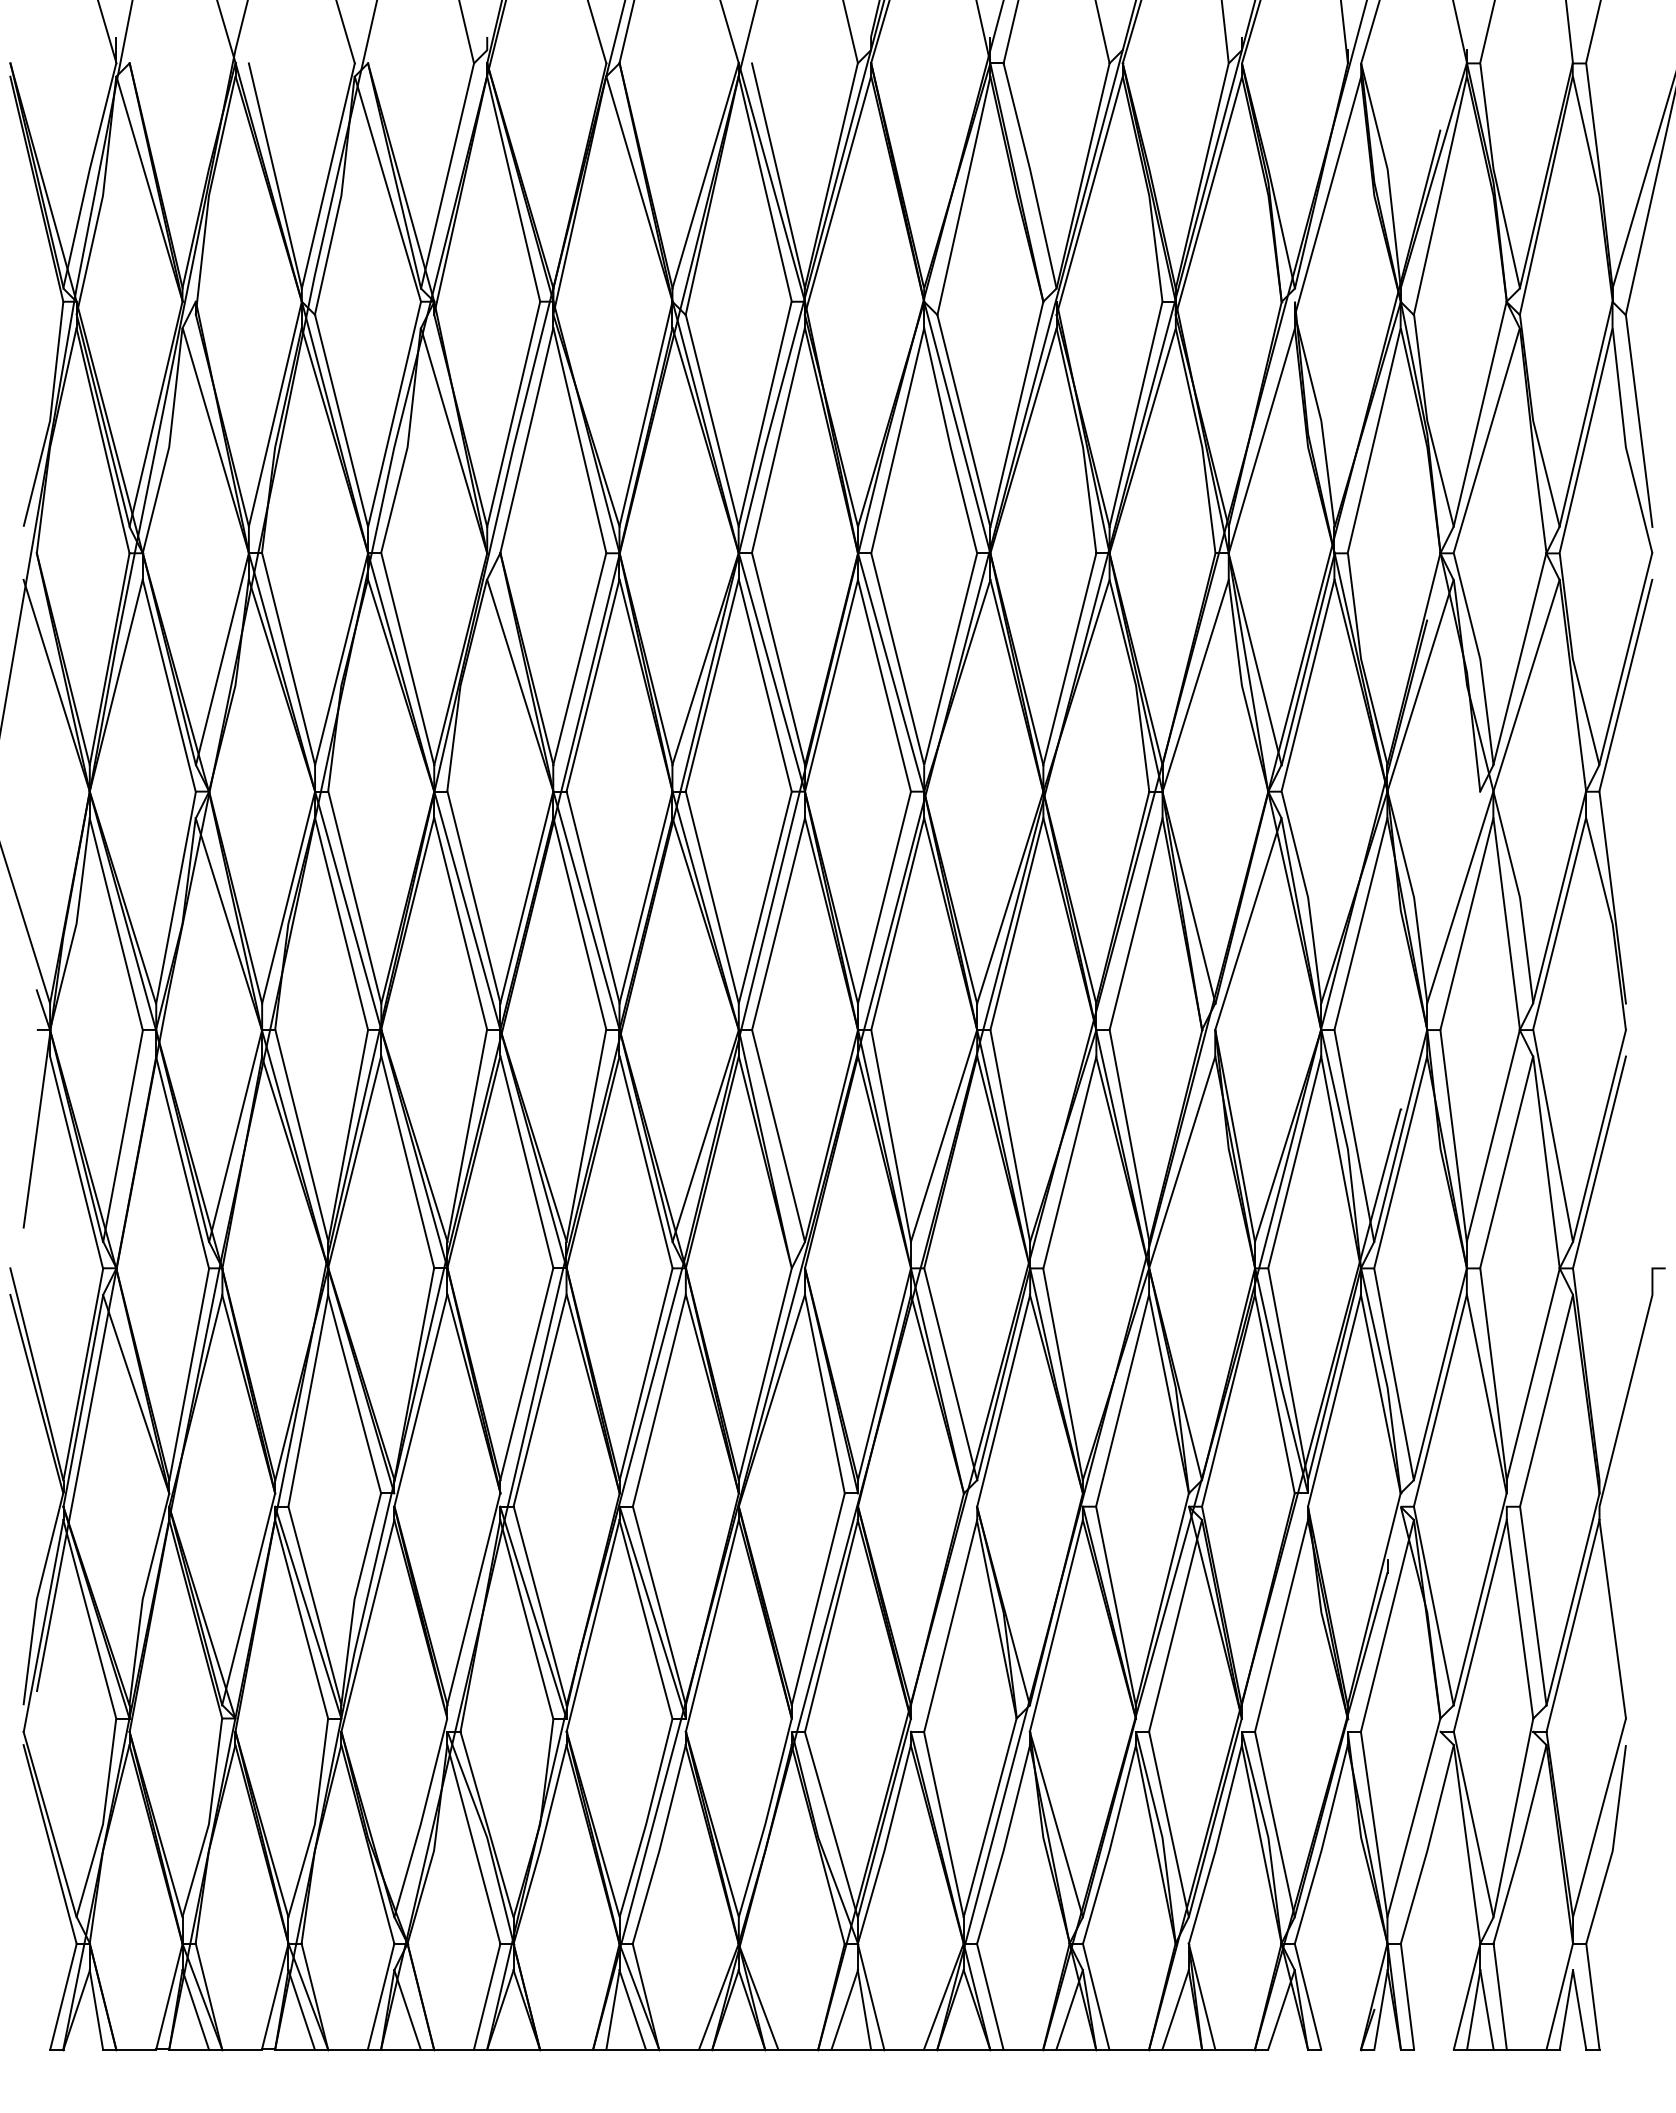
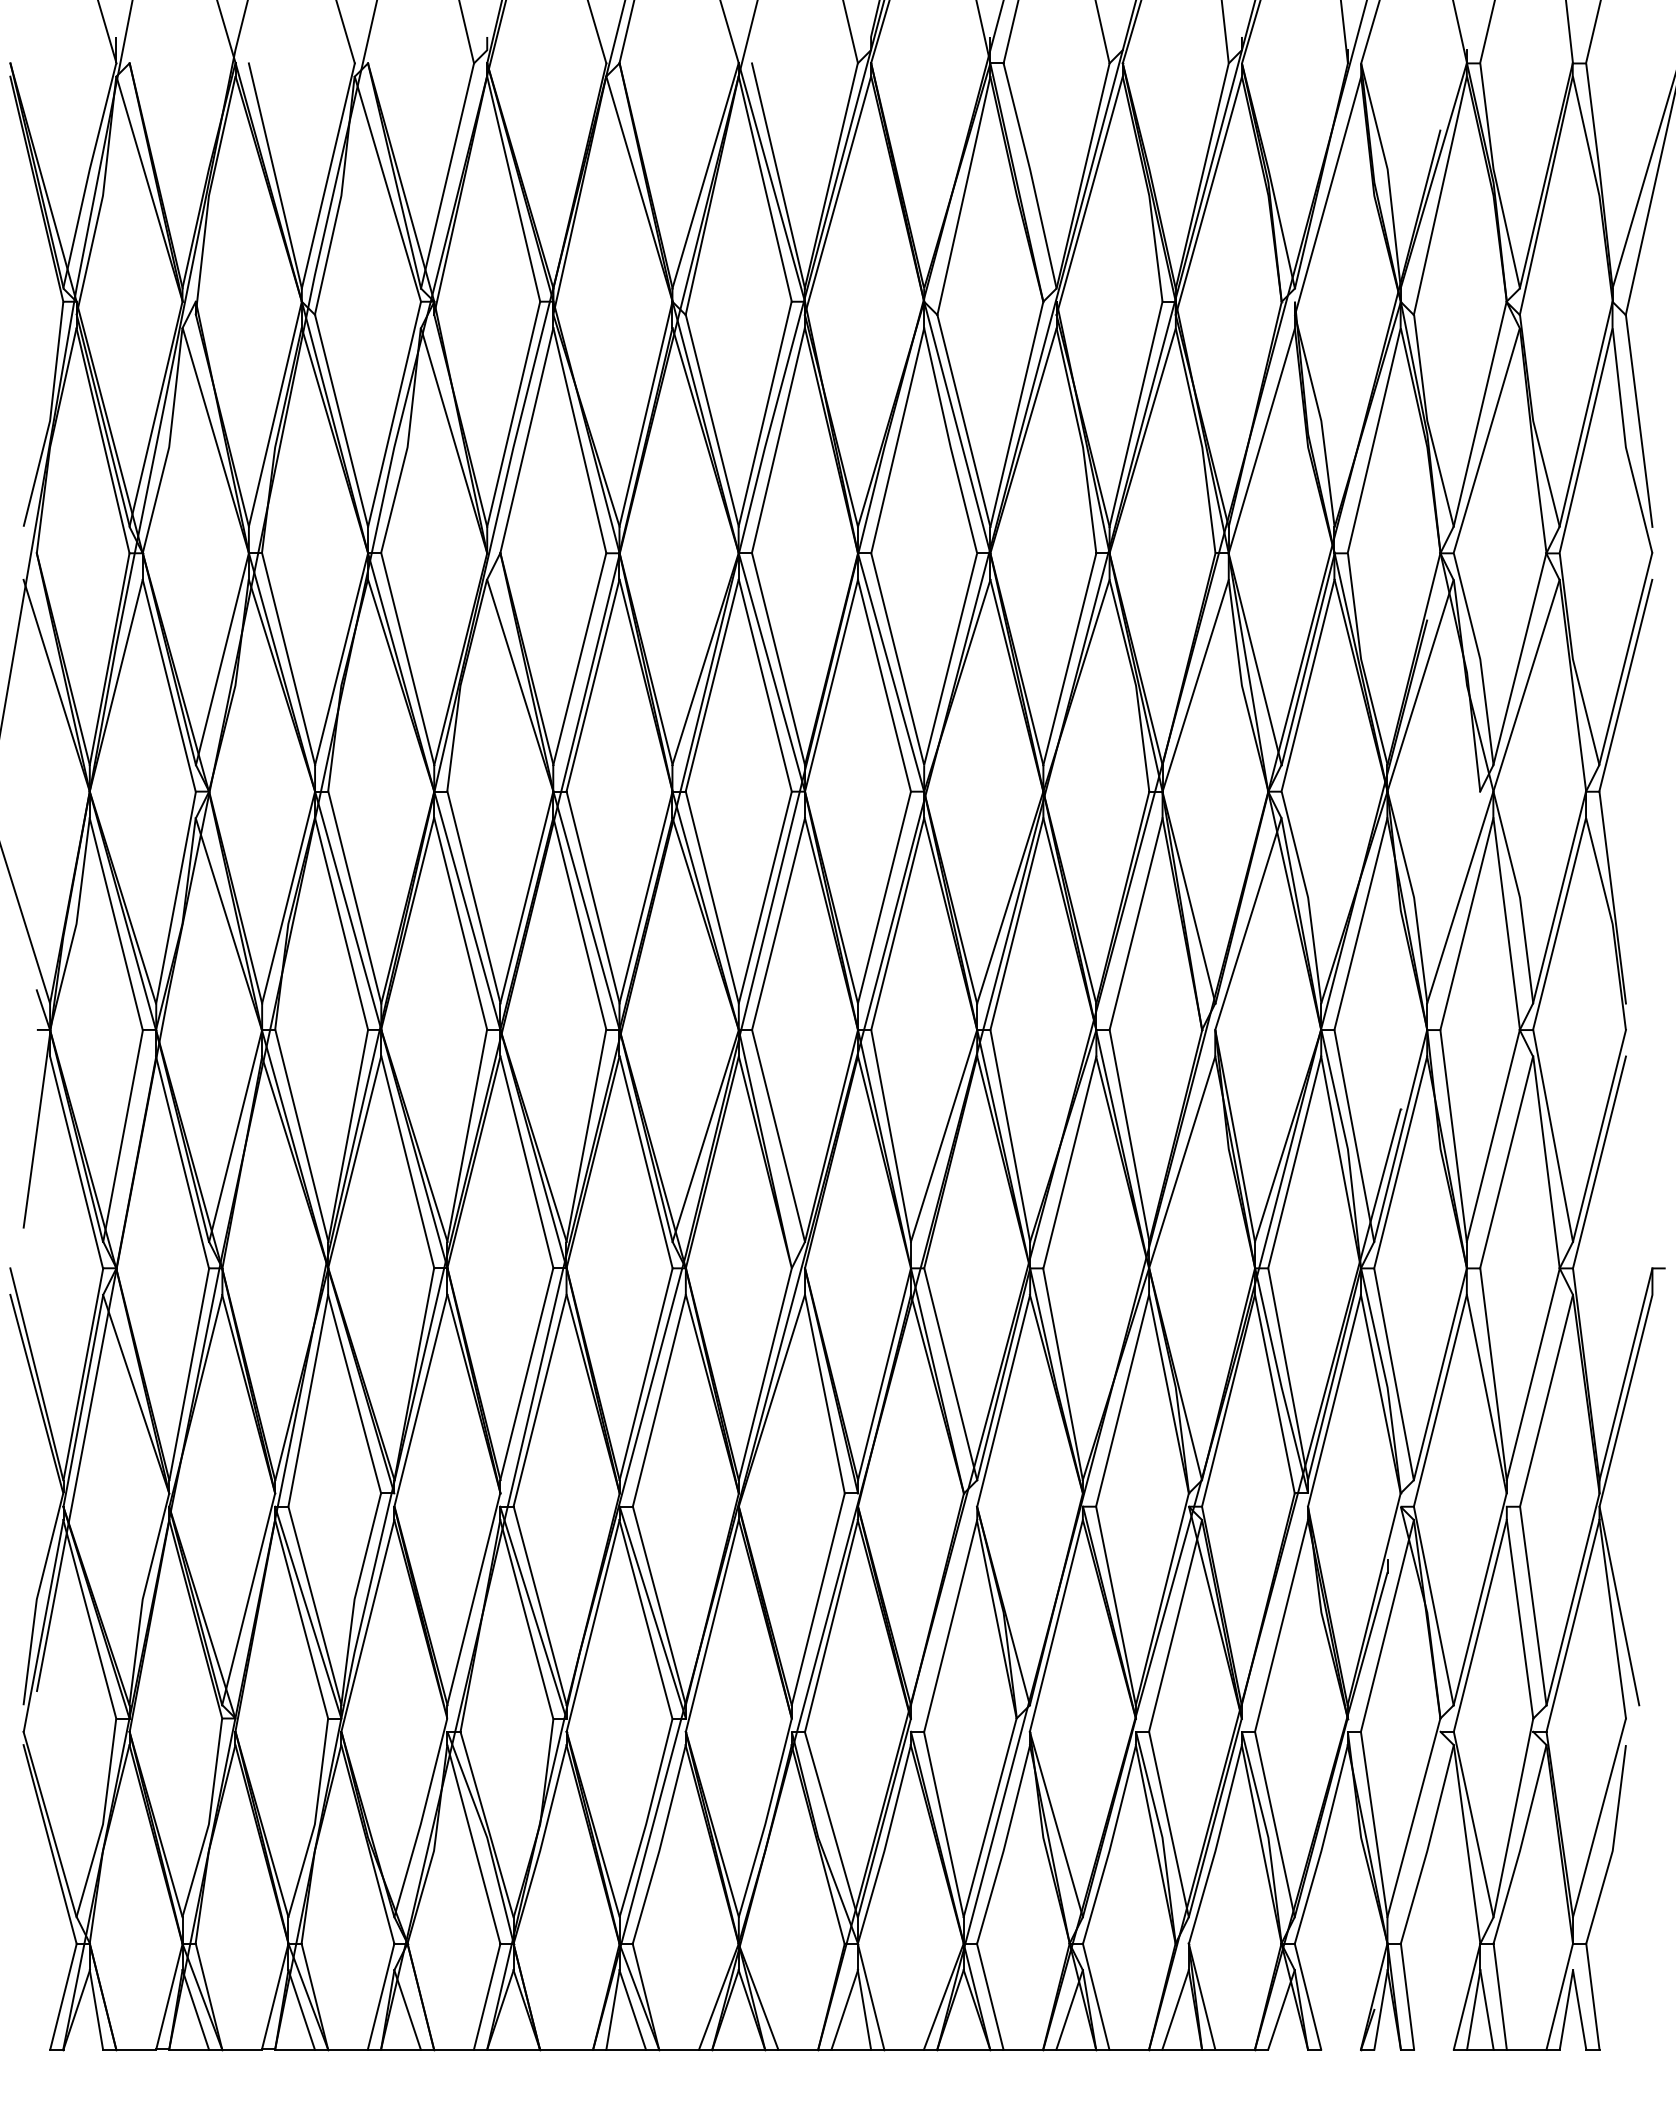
line: none -> present (1625, 1374)
line: none -> present (1619, 1605)
